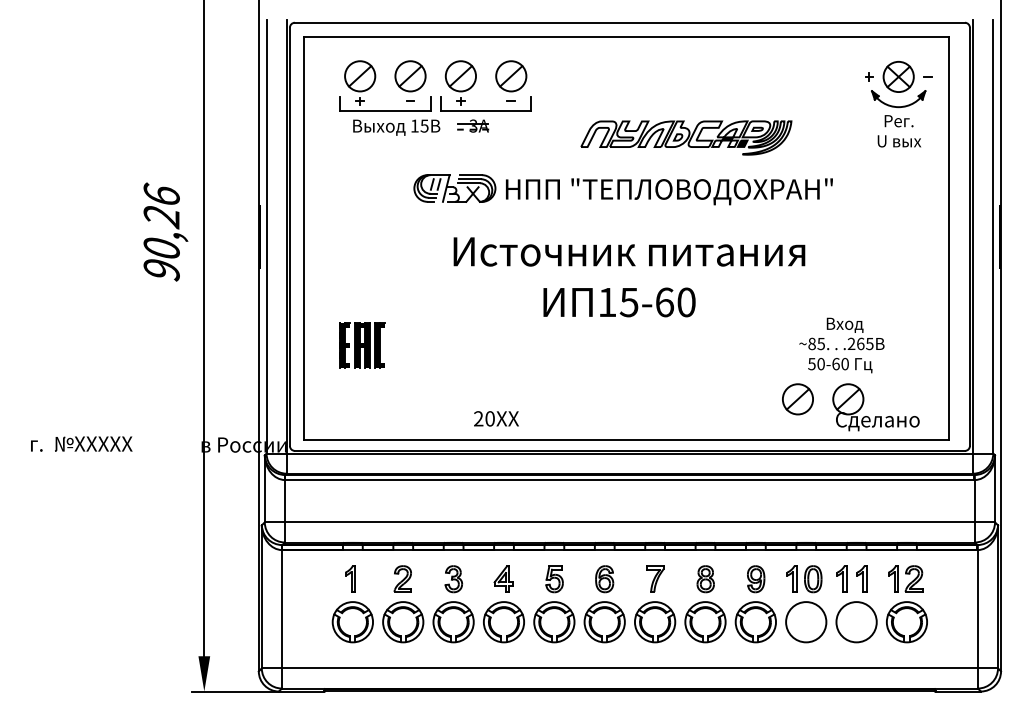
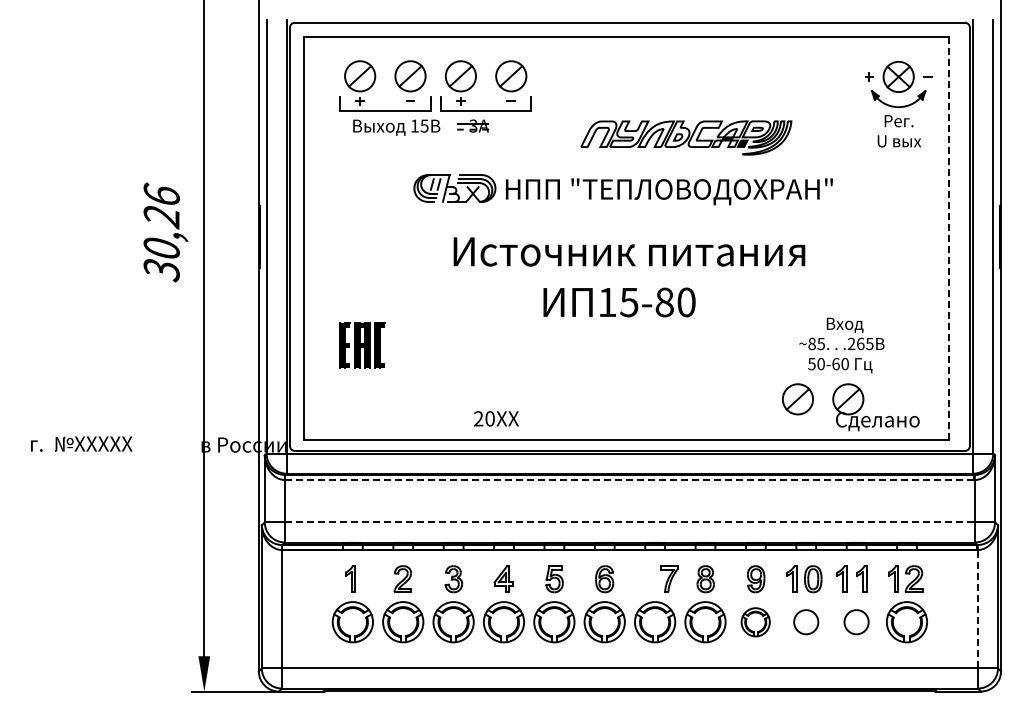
line: solid -> dashed (949, 238)
text: 90,26 -> 30,26 (161, 270)
text: 15-60 -> 15-80 (664, 302)
line: solid -> dashed (629, 480)
line: solid -> dashed (629, 522)
part position: (655, 578) -> (669, 578) (669, 578)
line: solid -> dashed (977, 608)
part size: 43x43 px -> 31x31 px (755, 622)
circle diameter: 40 px -> 24 px (806, 622)
circle diameter: 40 px -> 24 px (856, 622)
